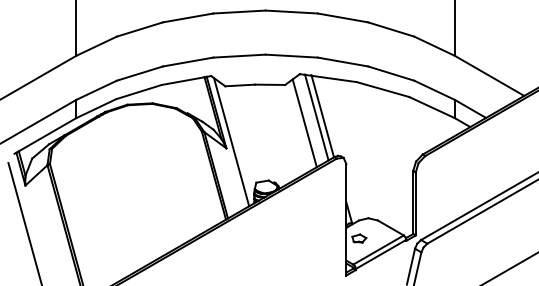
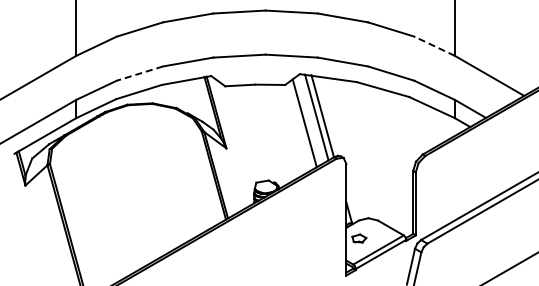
line: solid -> dashed (434, 46)
line: solid -> dashed (139, 73)
line: present -> none (231, 142)
line: present -> none (24, 222)
